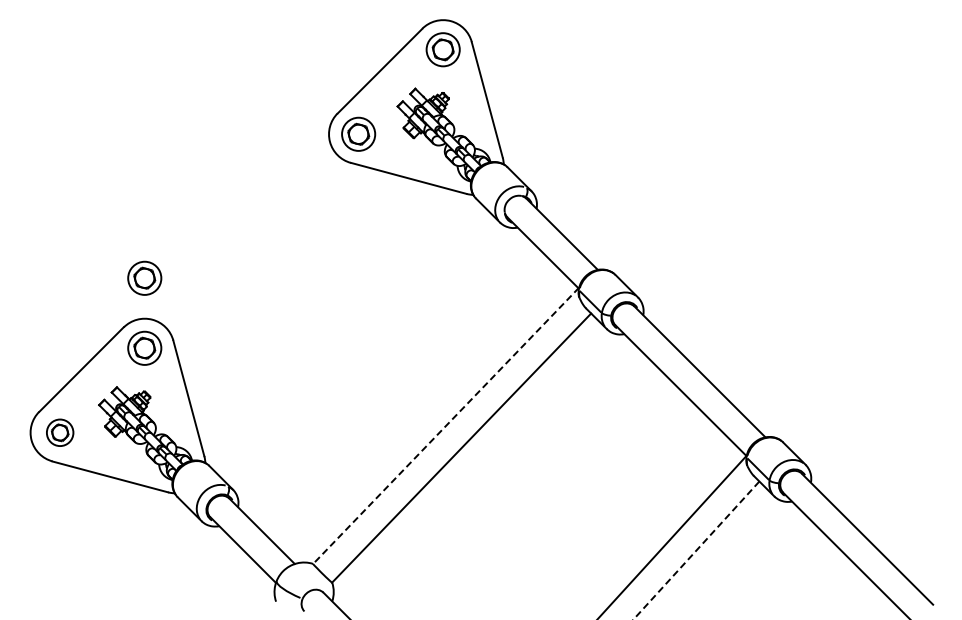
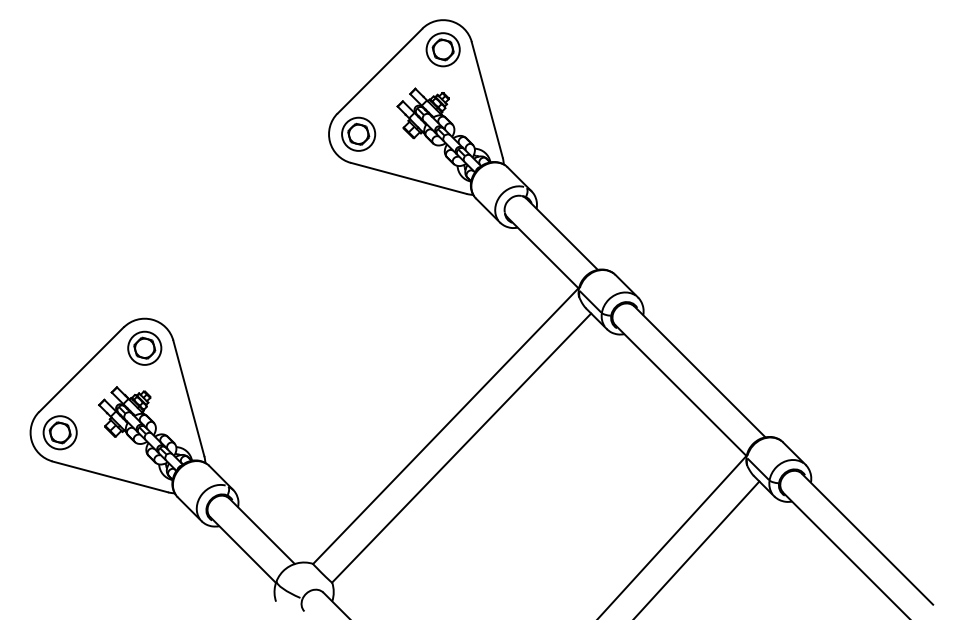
part: present -> none (144, 277)
line: dashed -> solid (446, 425)
part size: 29x29 px -> 36x36 px (59, 432)
line: dashed -> solid (696, 550)
